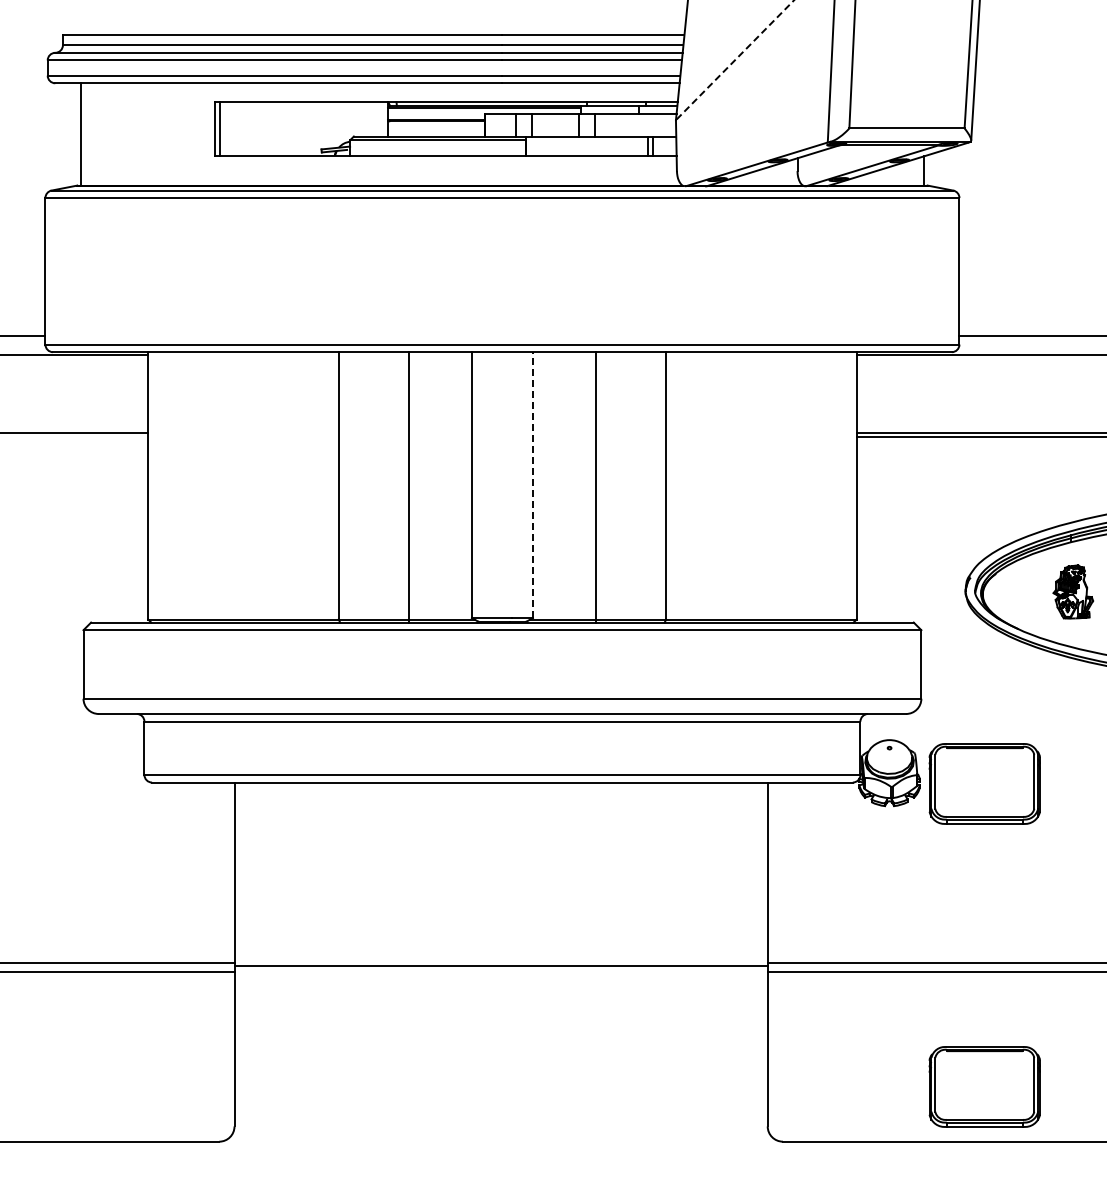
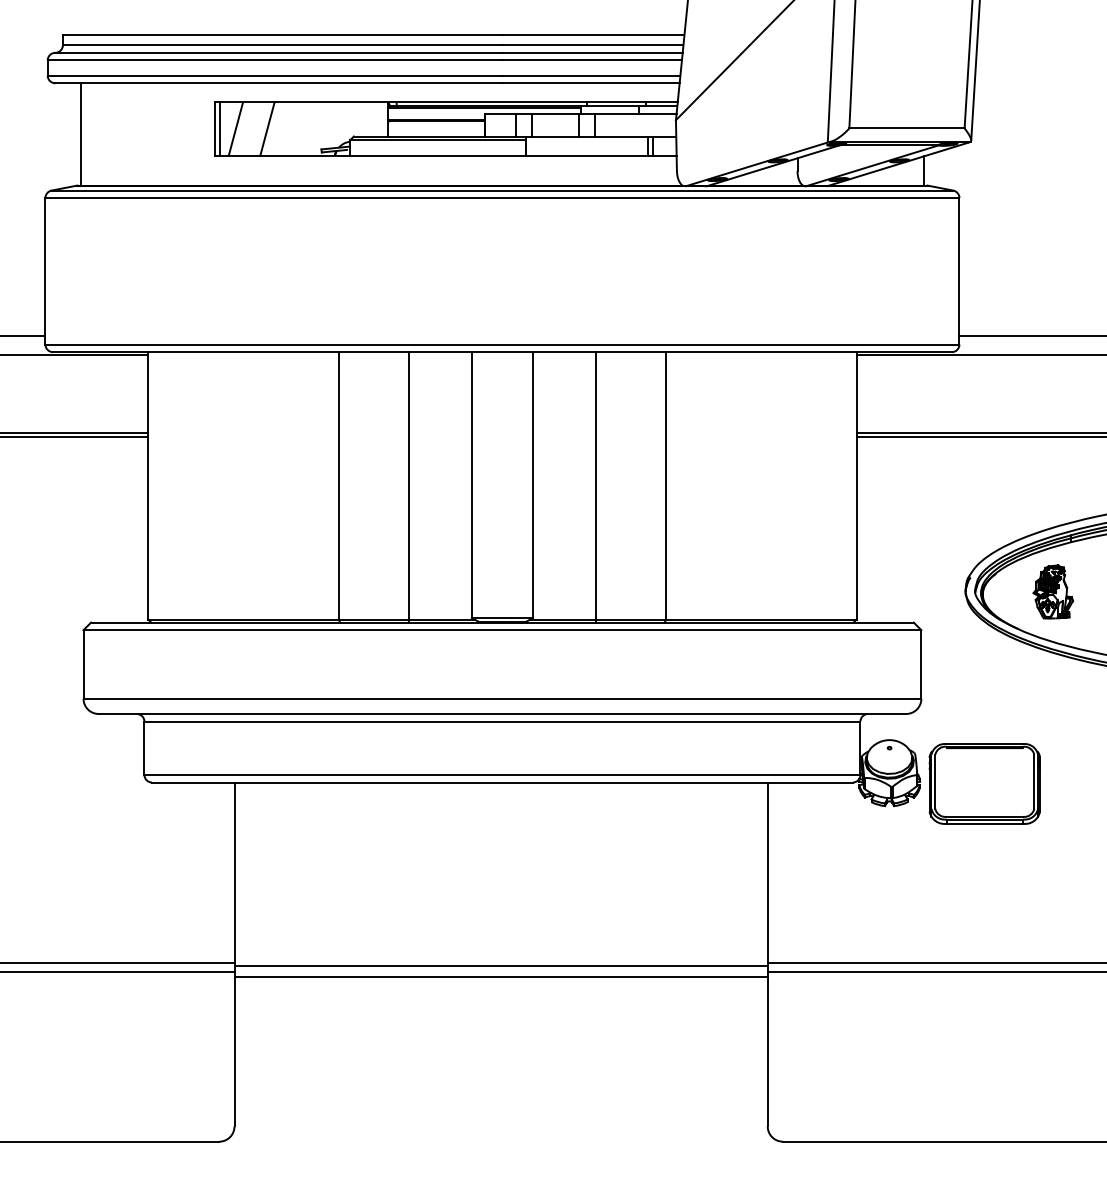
line: dashed -> solid (734, 60)
line: none -> present (235, 128)
line: none -> present (267, 128)
line: none -> present (75, 437)
line: dashed -> solid (532, 485)
part position: (1073, 591) -> (1053, 591) (1053, 591)
line: none -> present (500, 976)
part: present -> none (984, 1086)
